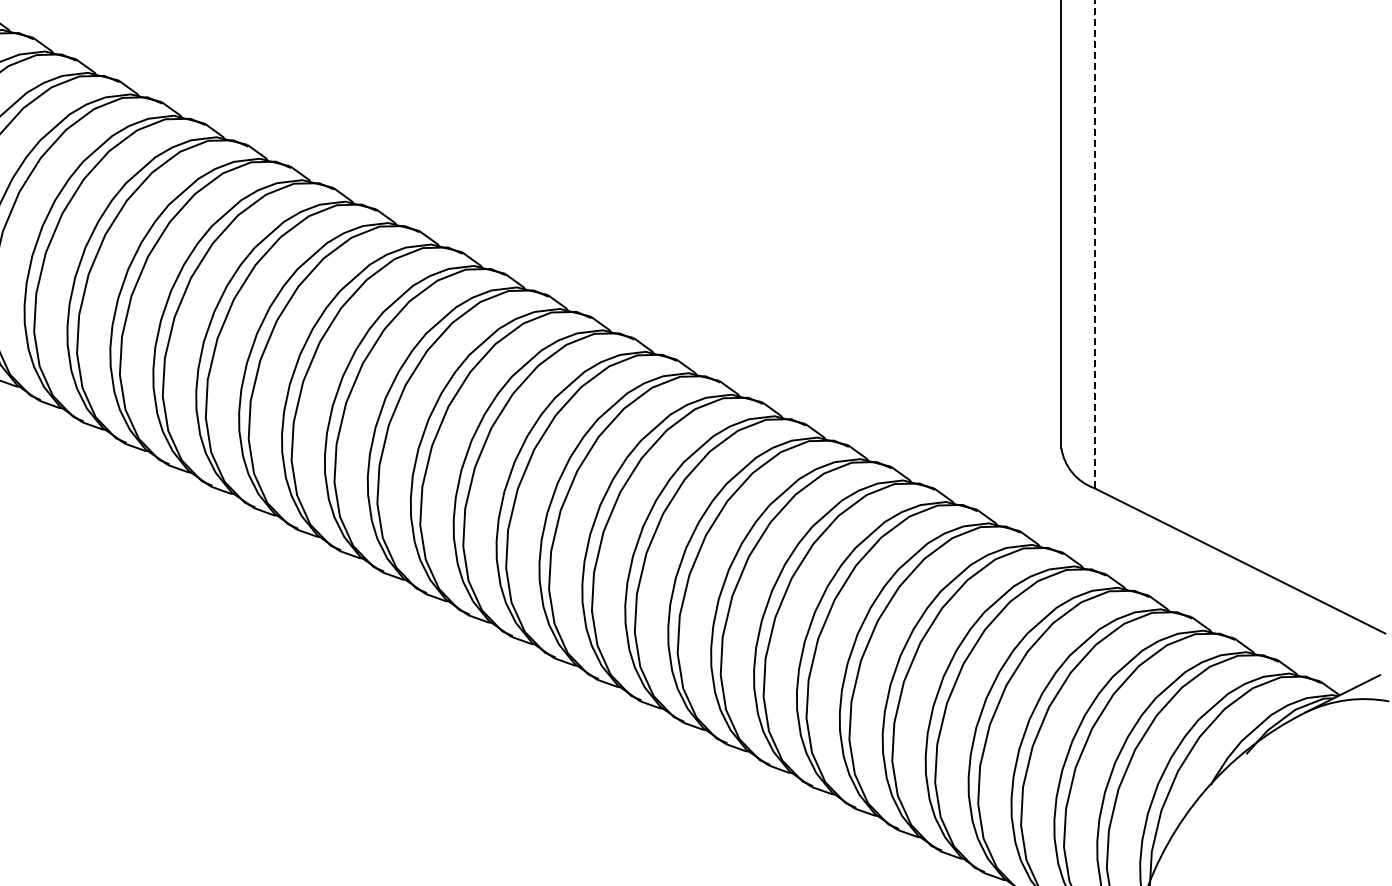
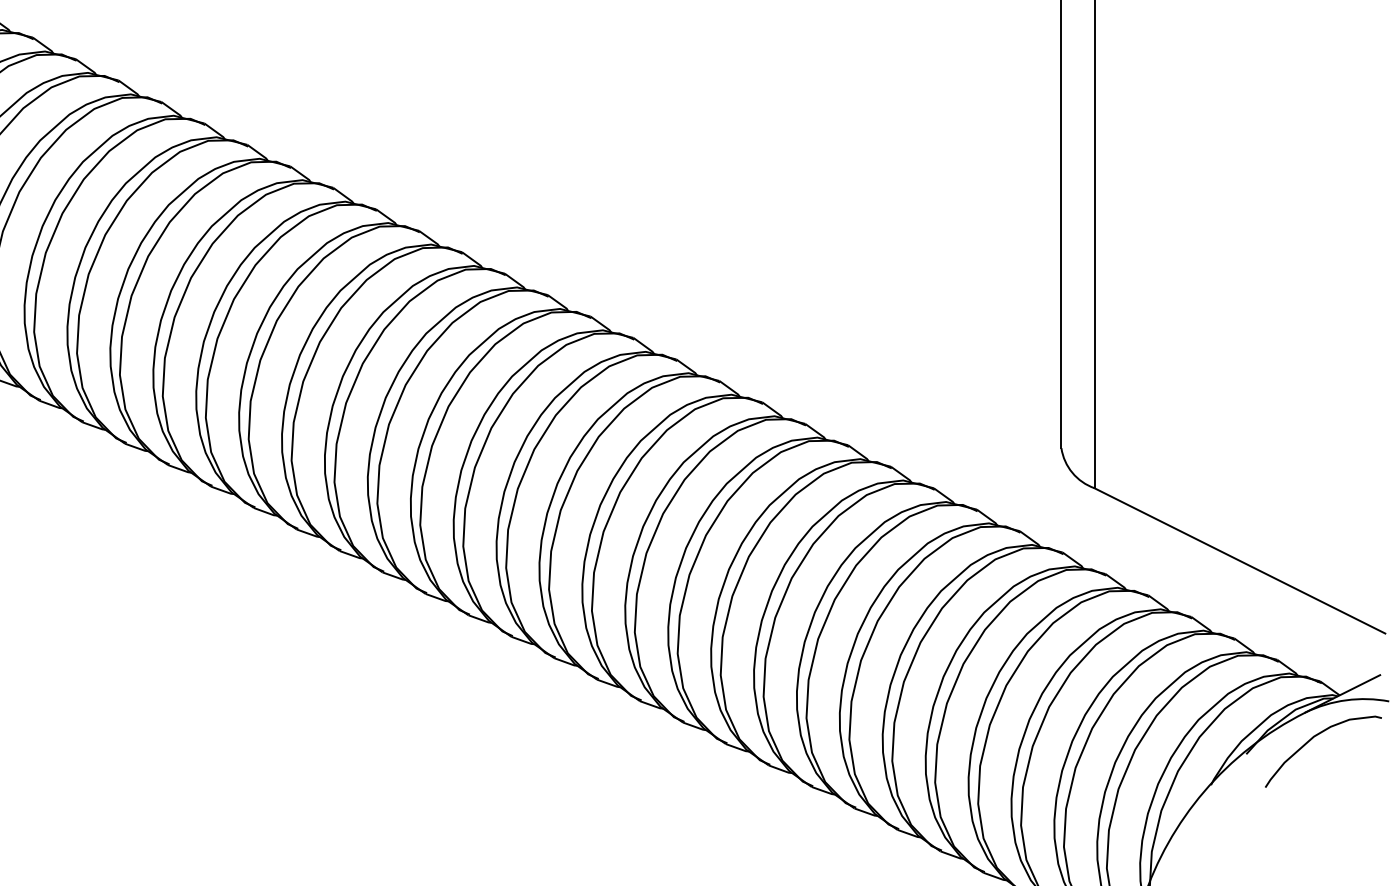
line: dashed -> solid (1094, 244)
curve: none -> present (1312, 739)
